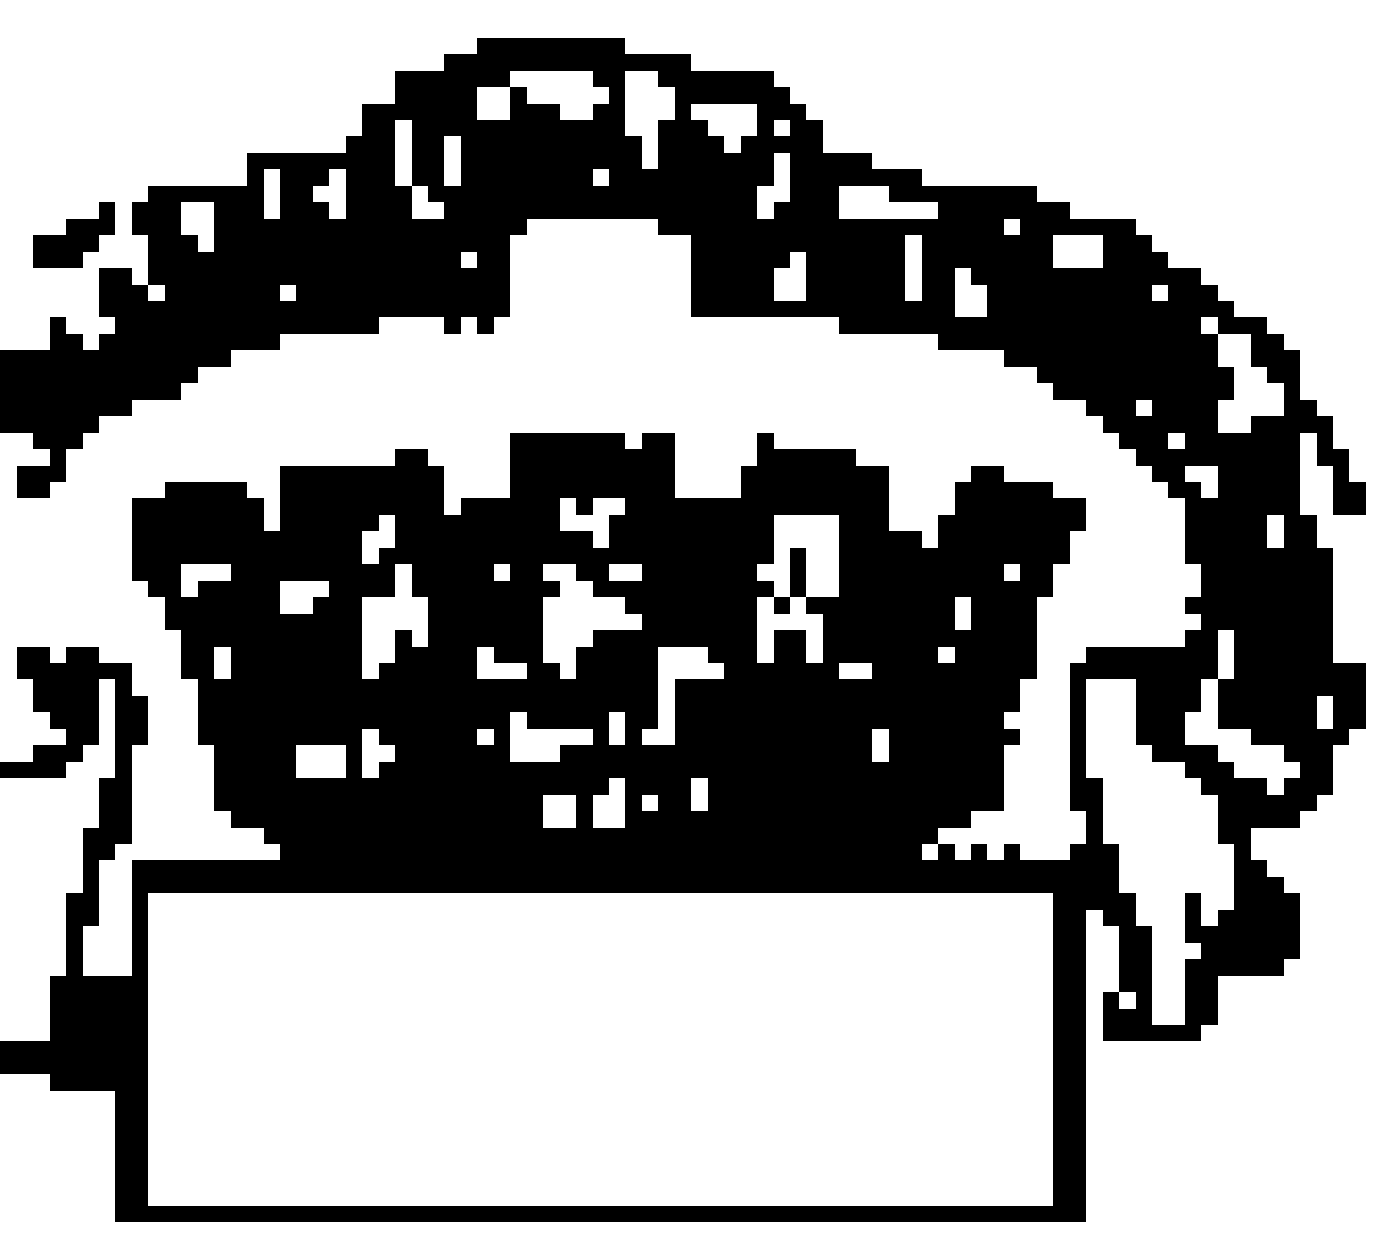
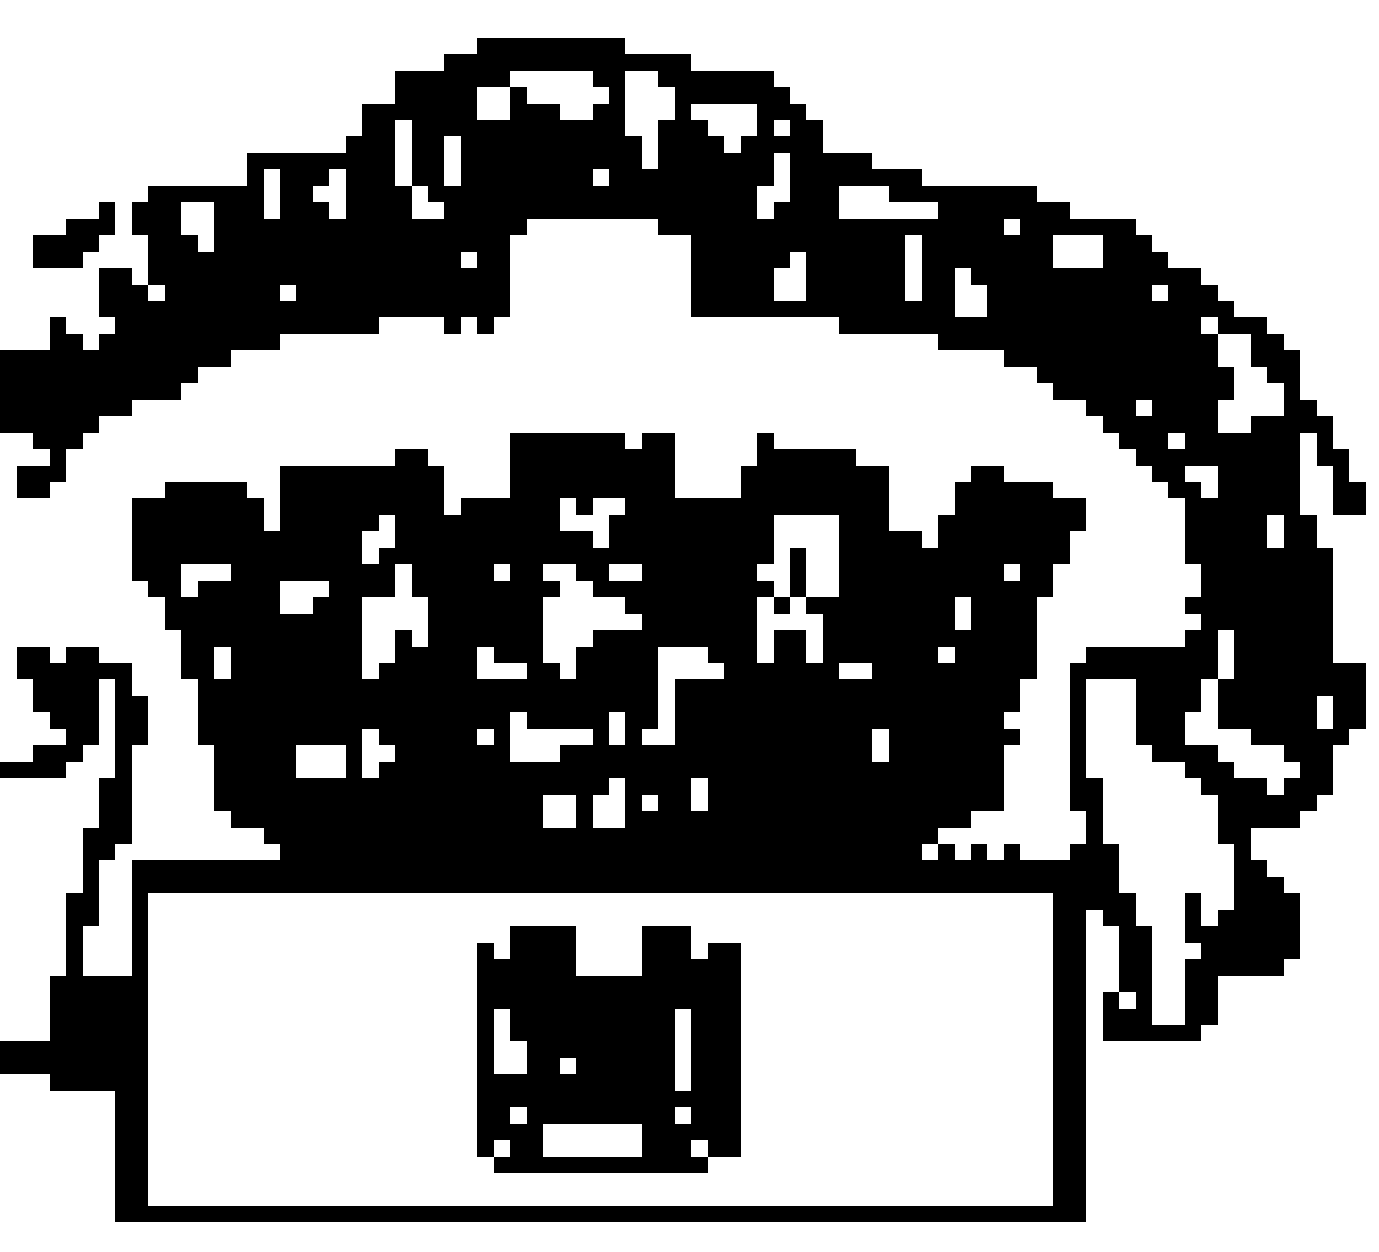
part: none -> present (608, 1049)
